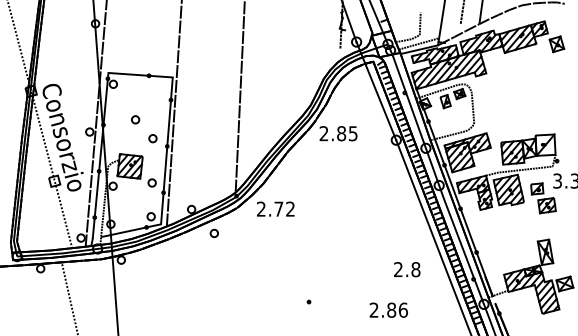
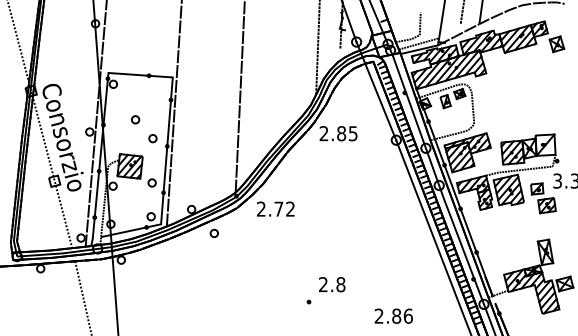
line: none -> present (317, 48)
text position: (407, 269) -> (332, 284) (332, 284)
line position: (69, 298) -> (83, 296) (83, 296)
text position: (388, 309) -> (393, 315) (393, 315)
